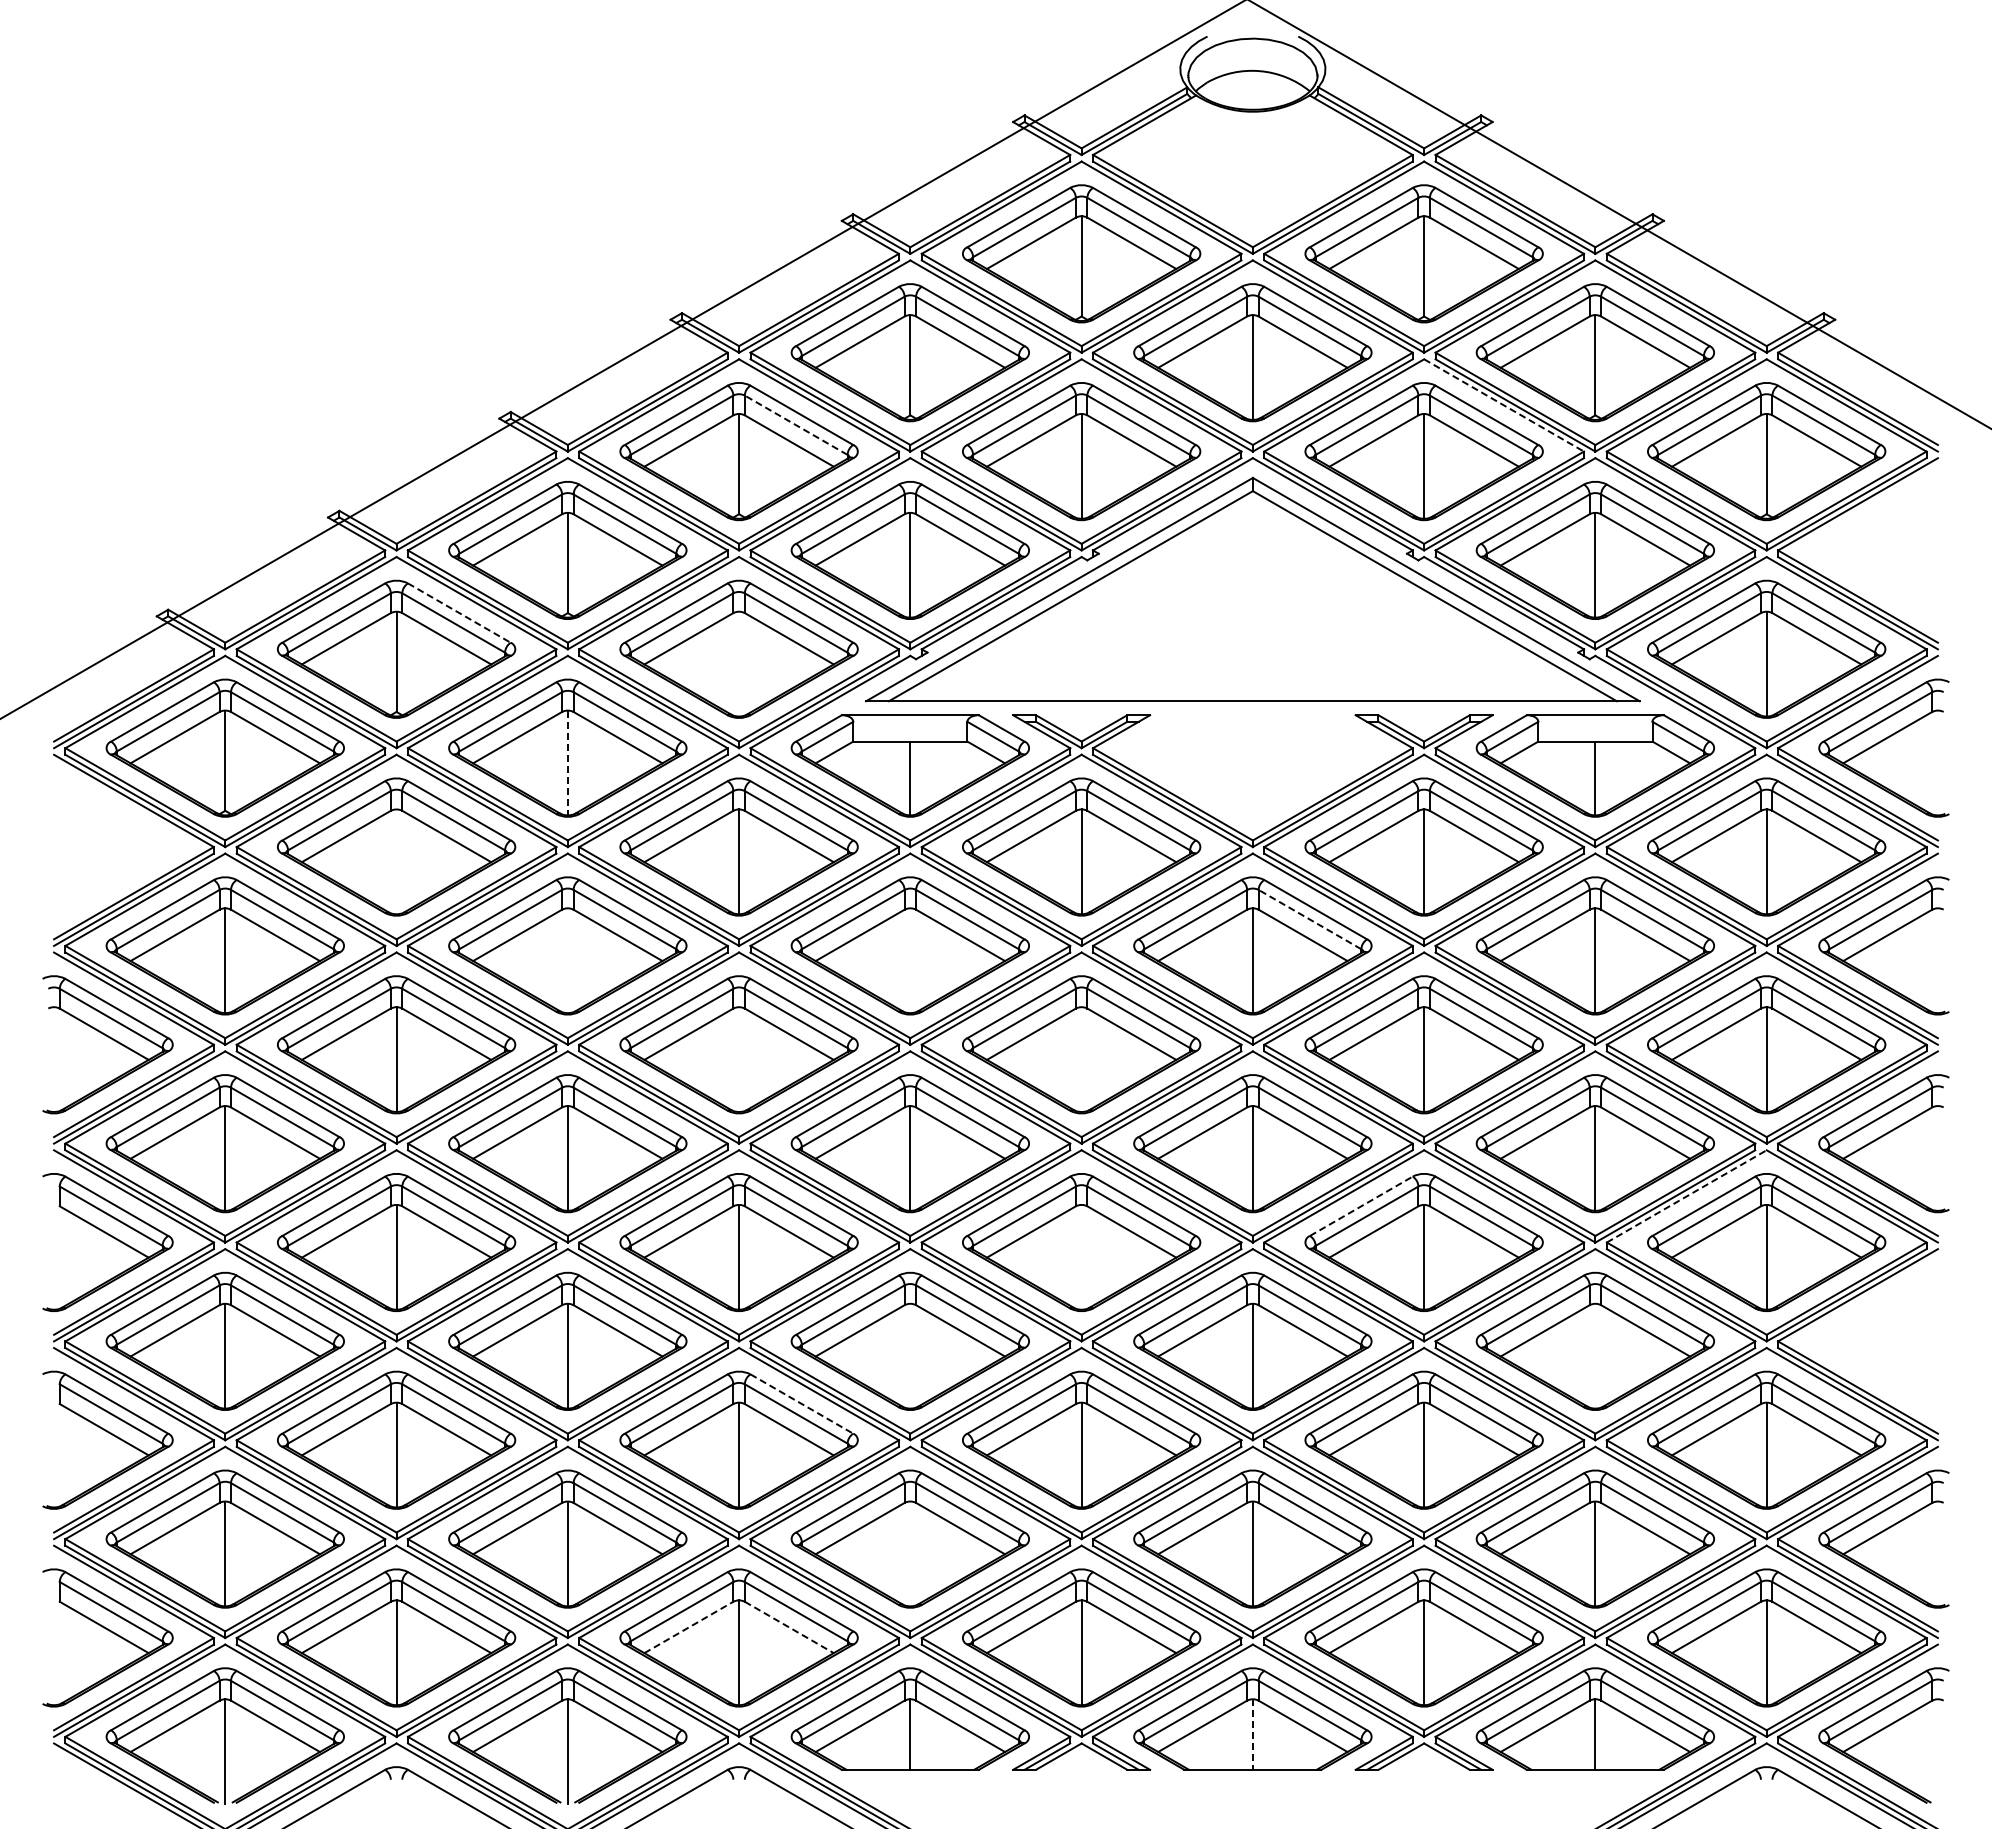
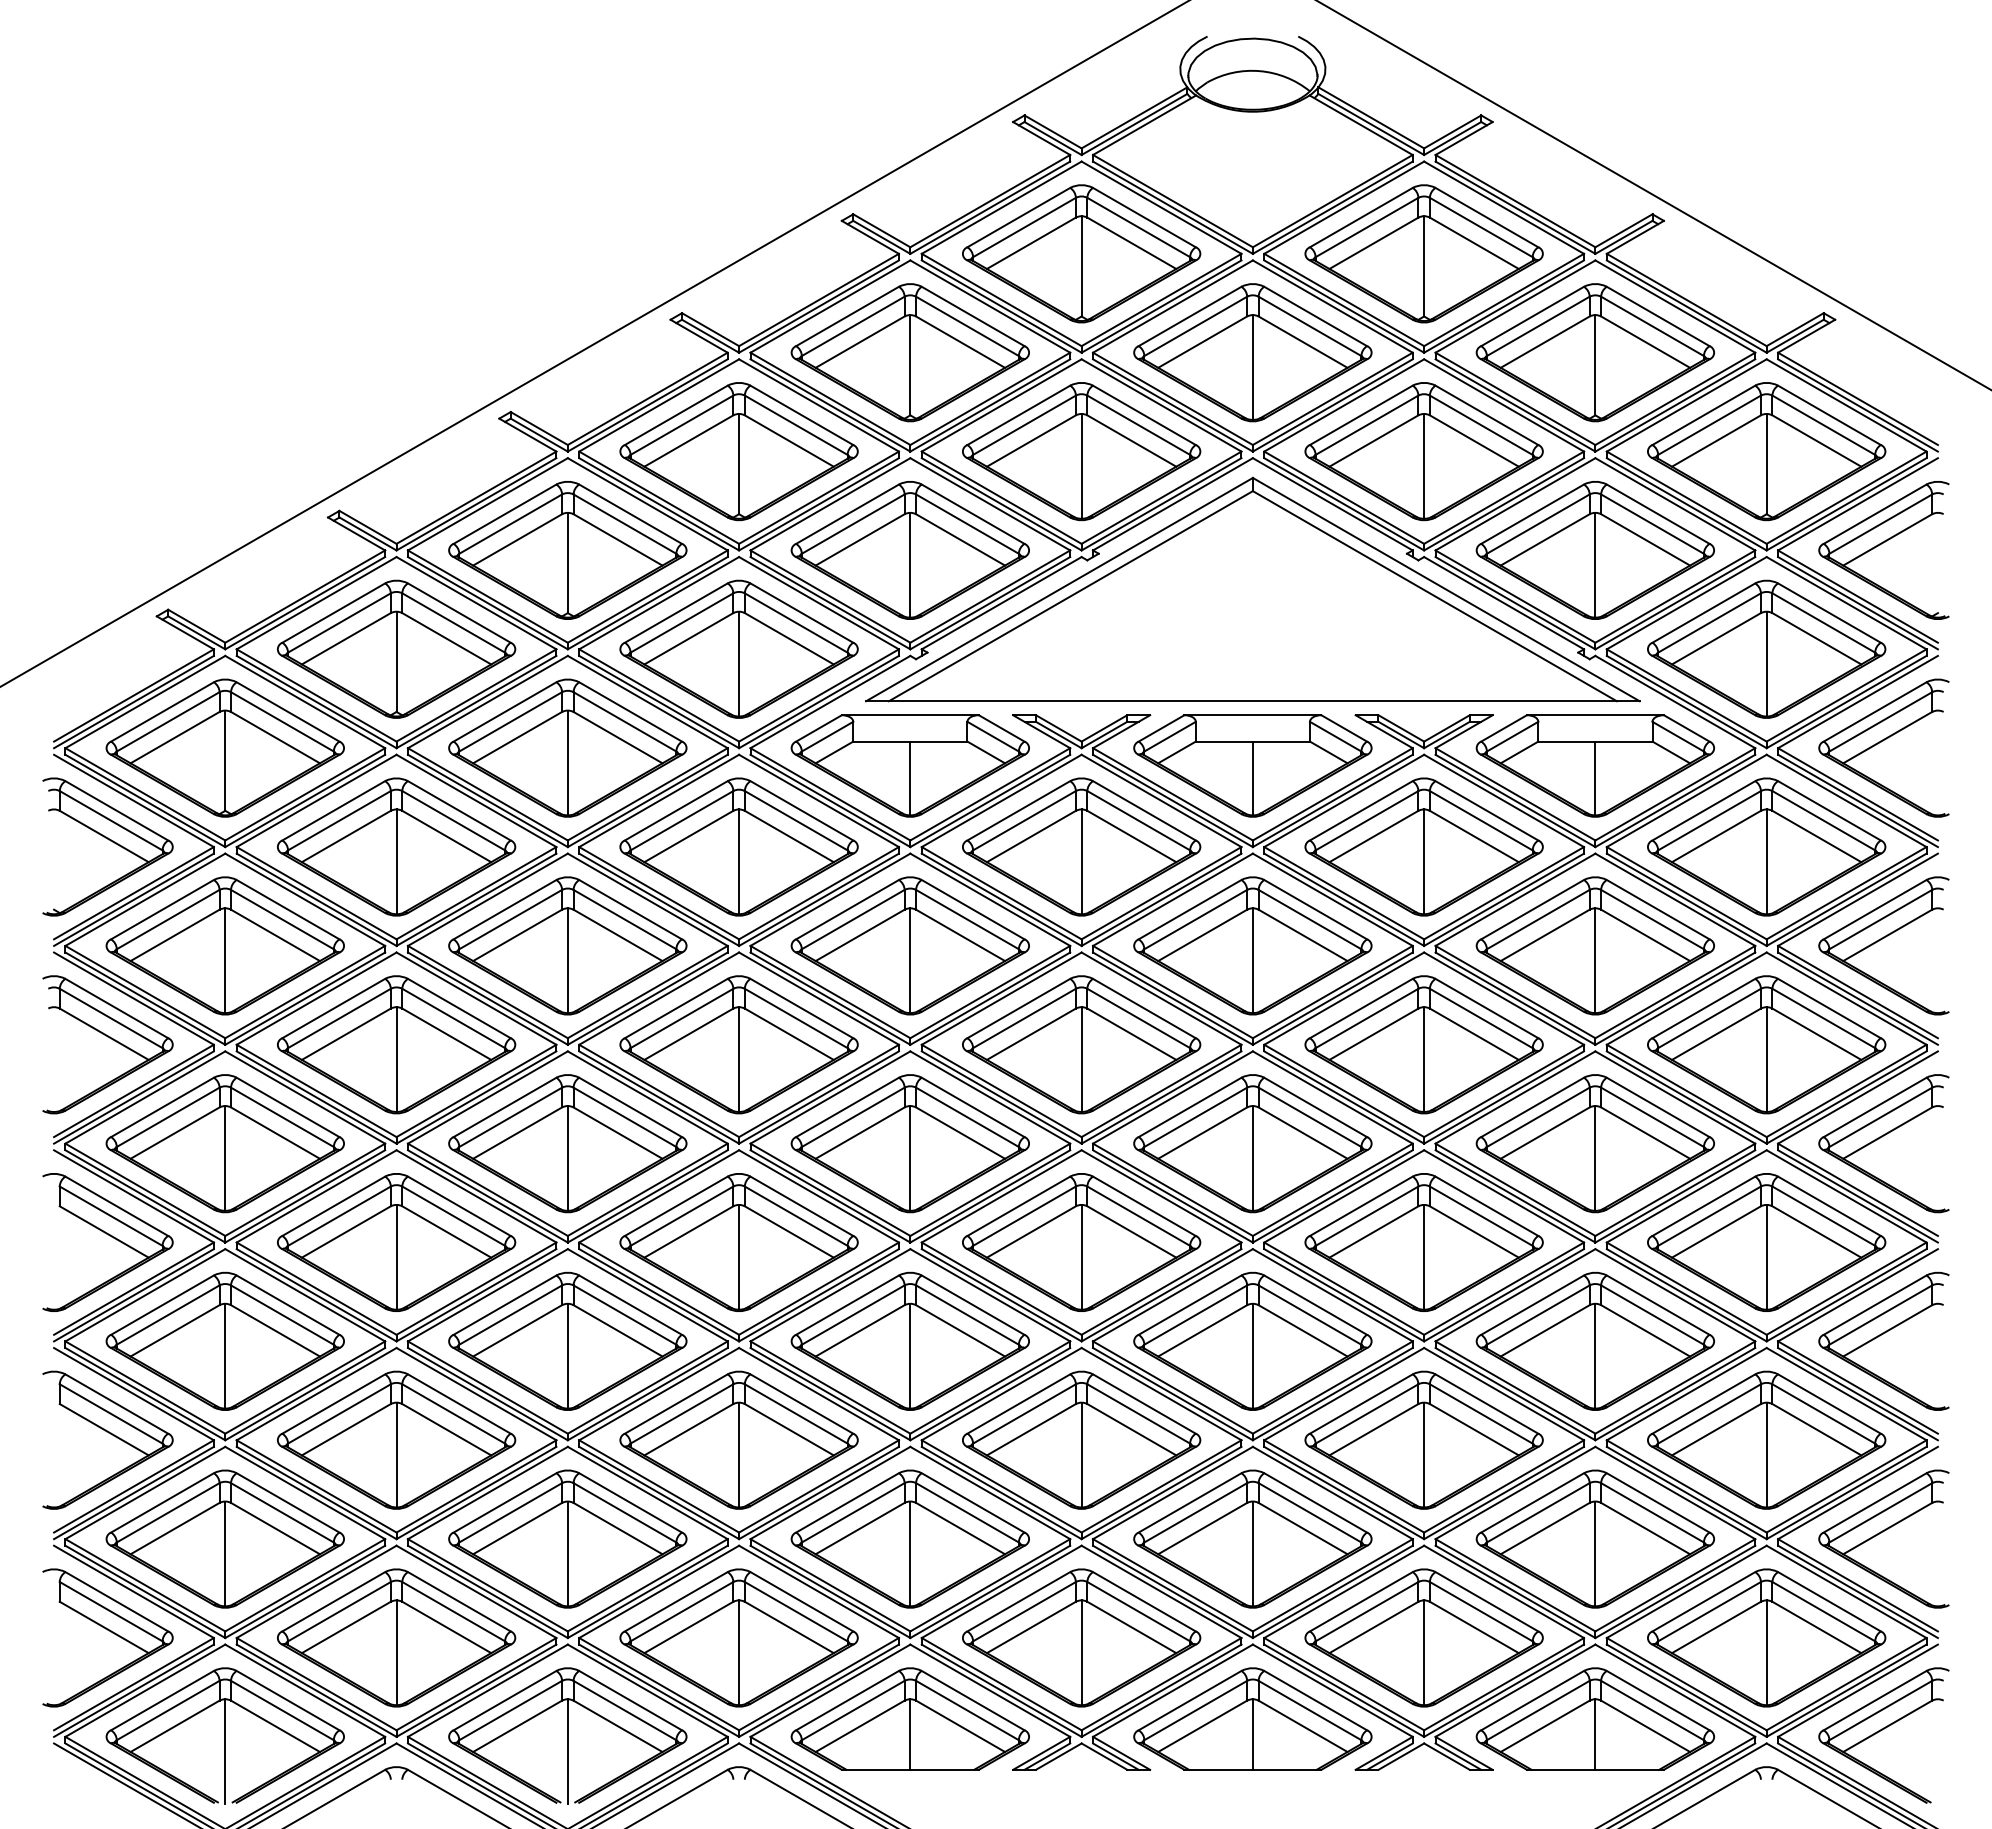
line position: (1619, 214) -> (1653, 195) (1653, 195)
line position: (622, 359) -> (594, 343) (594, 343)
line: dashed -> solid (1504, 405)
line: dashed -> solid (795, 424)
part: none -> present (1883, 550)
line: dashed -> solid (459, 613)
line: none -> present (739, 663)
line: dashed -> solid (567, 763)
part: none -> present (1252, 765)
part: none -> present (107, 846)
line: none -> present (396, 861)
line: dashed -> solid (1309, 919)
line: none -> present (567, 960)
line: none -> present (910, 960)
line: none -> present (739, 1059)
line: none -> present (1081, 1059)
line: dashed -> solid (1687, 1196)
line: dashed -> solid (1361, 1206)
line: none -> present (1081, 1256)
part: none -> present (1883, 1340)
line: none -> present (910, 1355)
line: none -> present (1595, 1355)
line: dashed -> solid (802, 1404)
line: none -> present (910, 1553)
line: dashed -> solid (689, 1627)
line: dashed -> solid (789, 1627)
line: dashed -> solid (1252, 1735)
